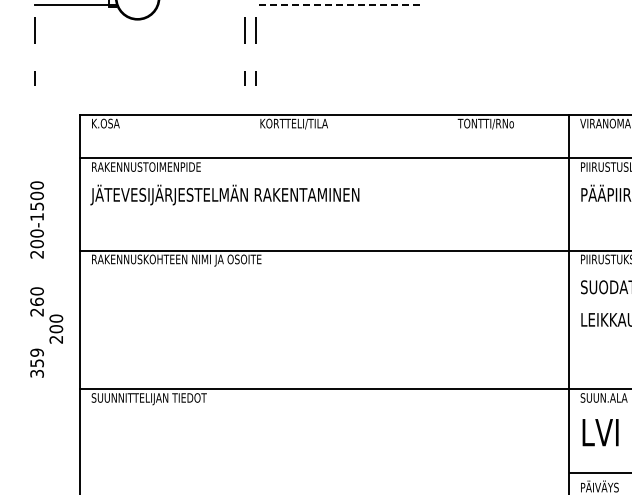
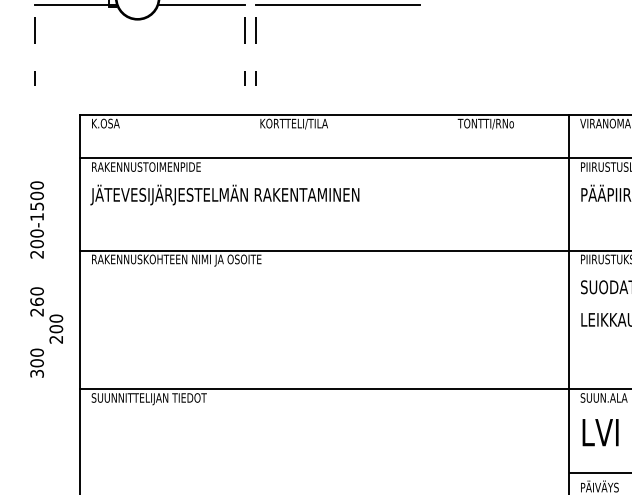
line: none -> present (201, 5)
line: dashed -> solid (337, 5)
text: 359 -> 300 (36, 357)
